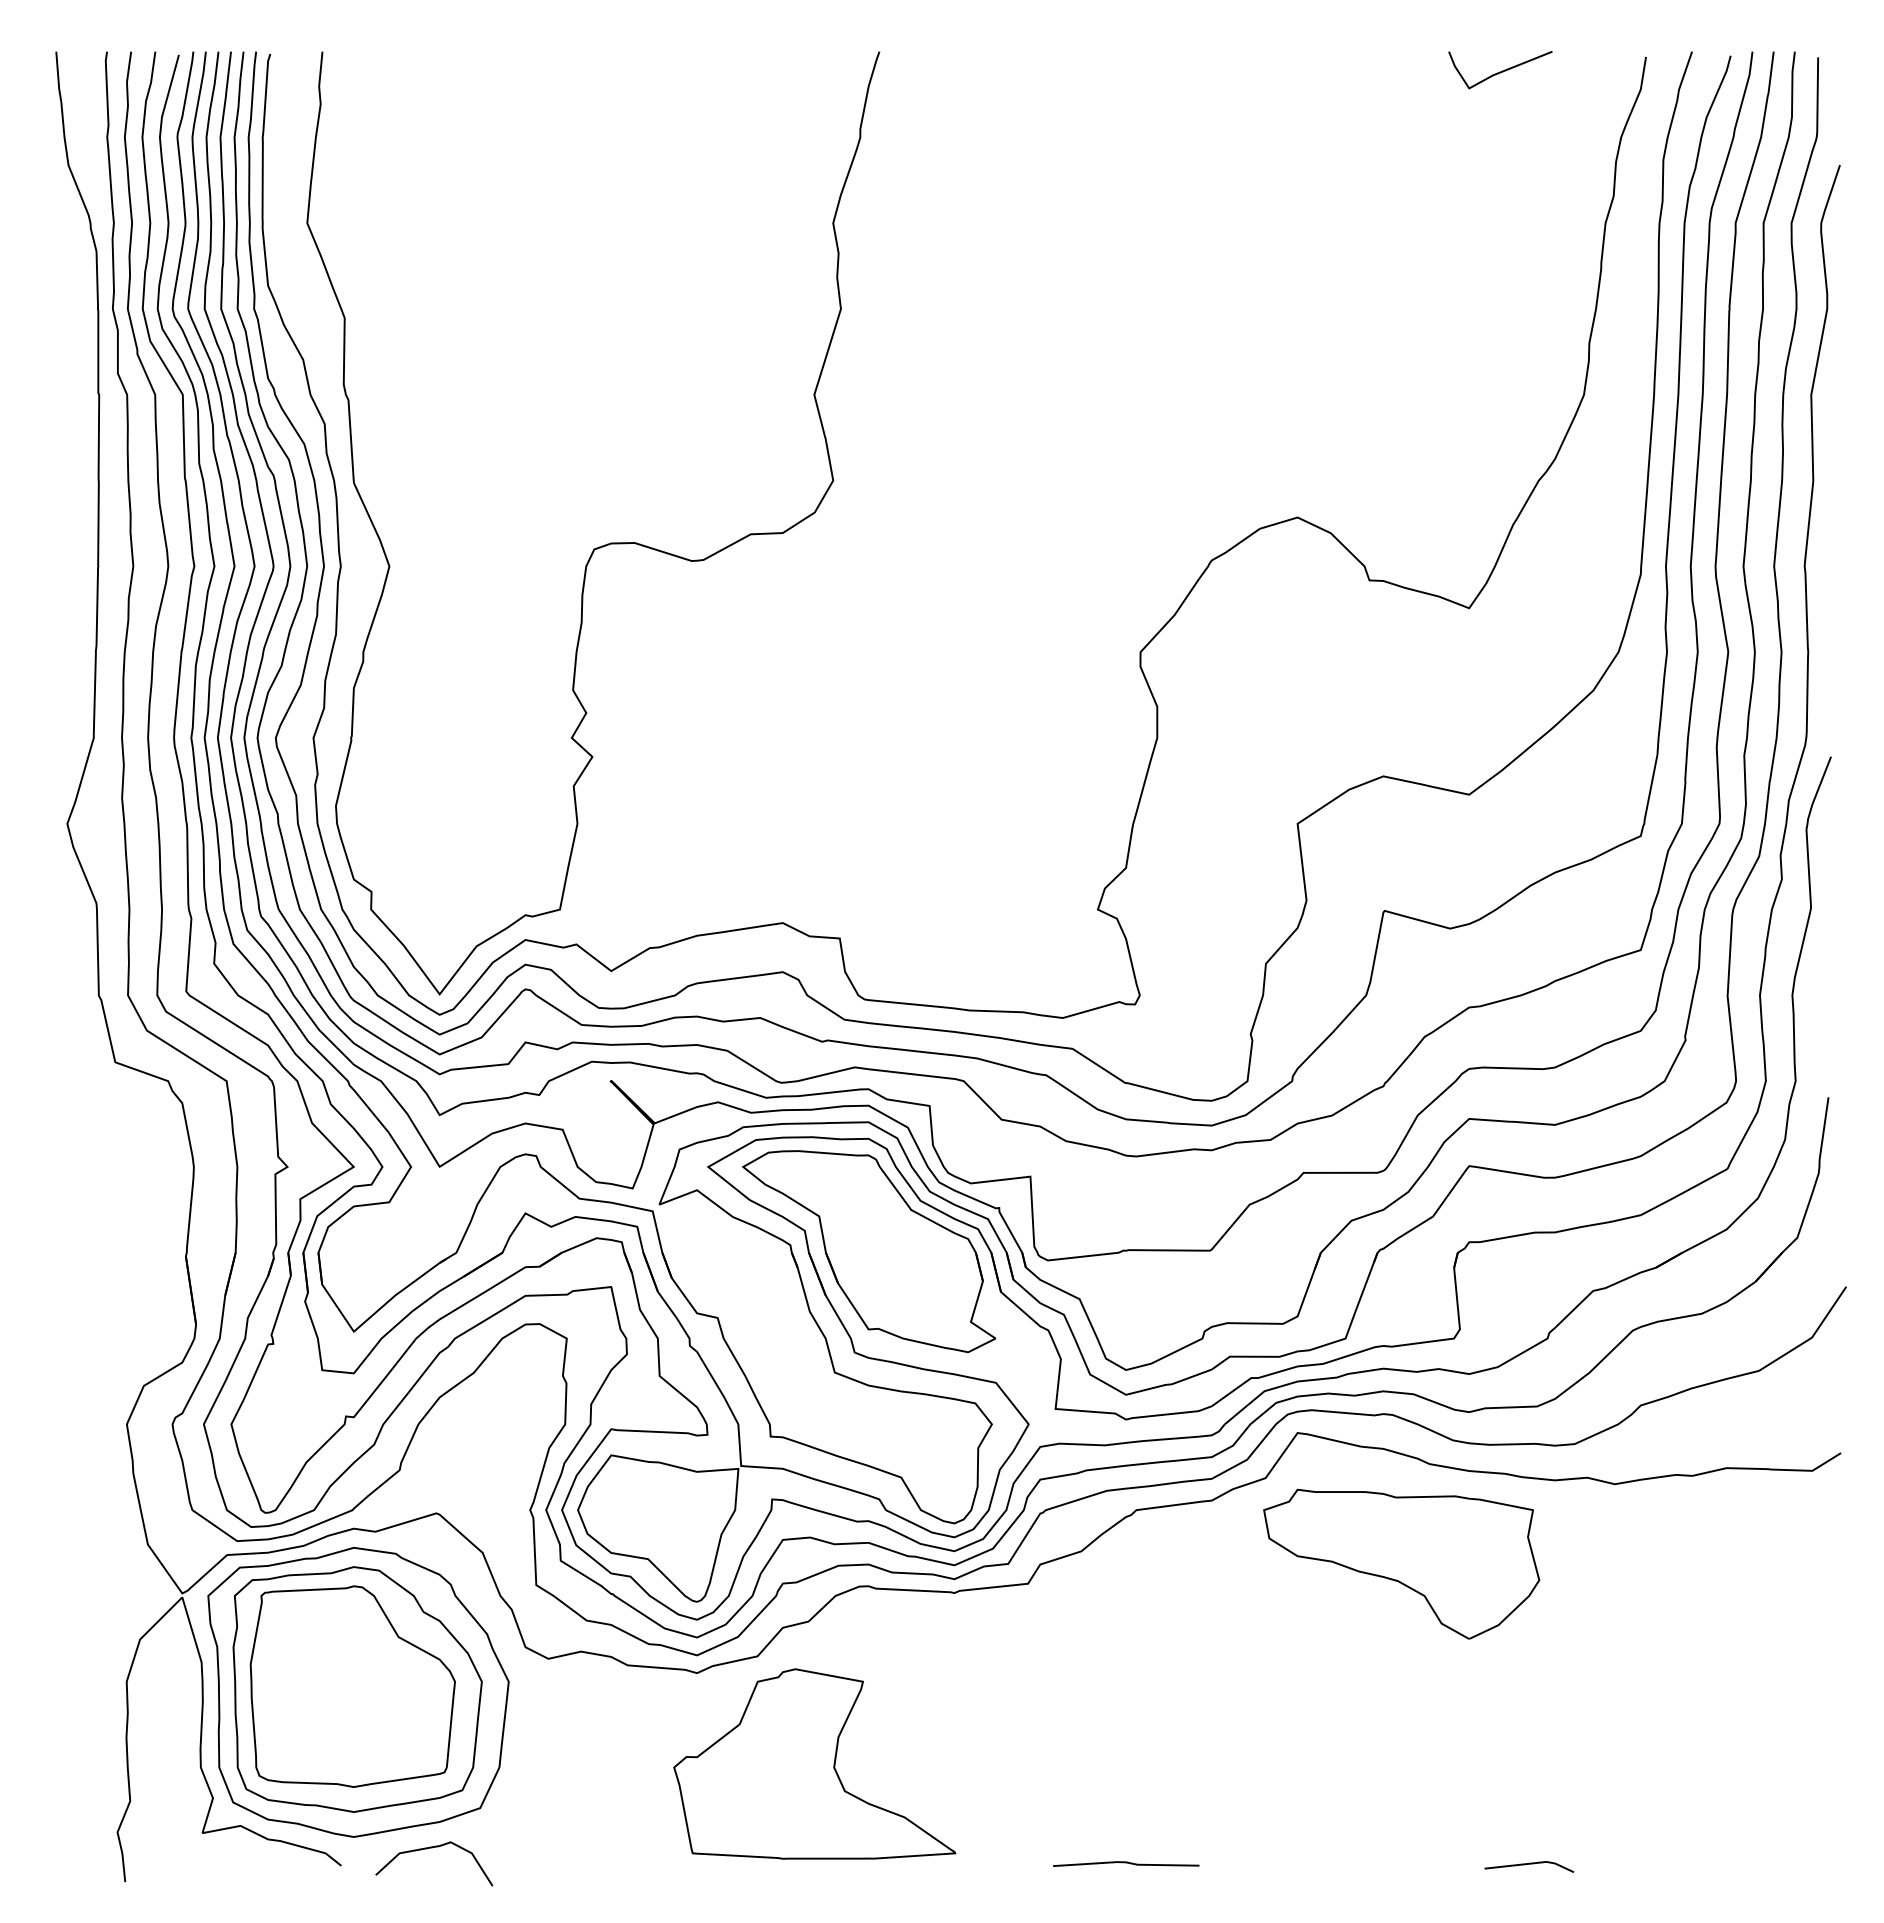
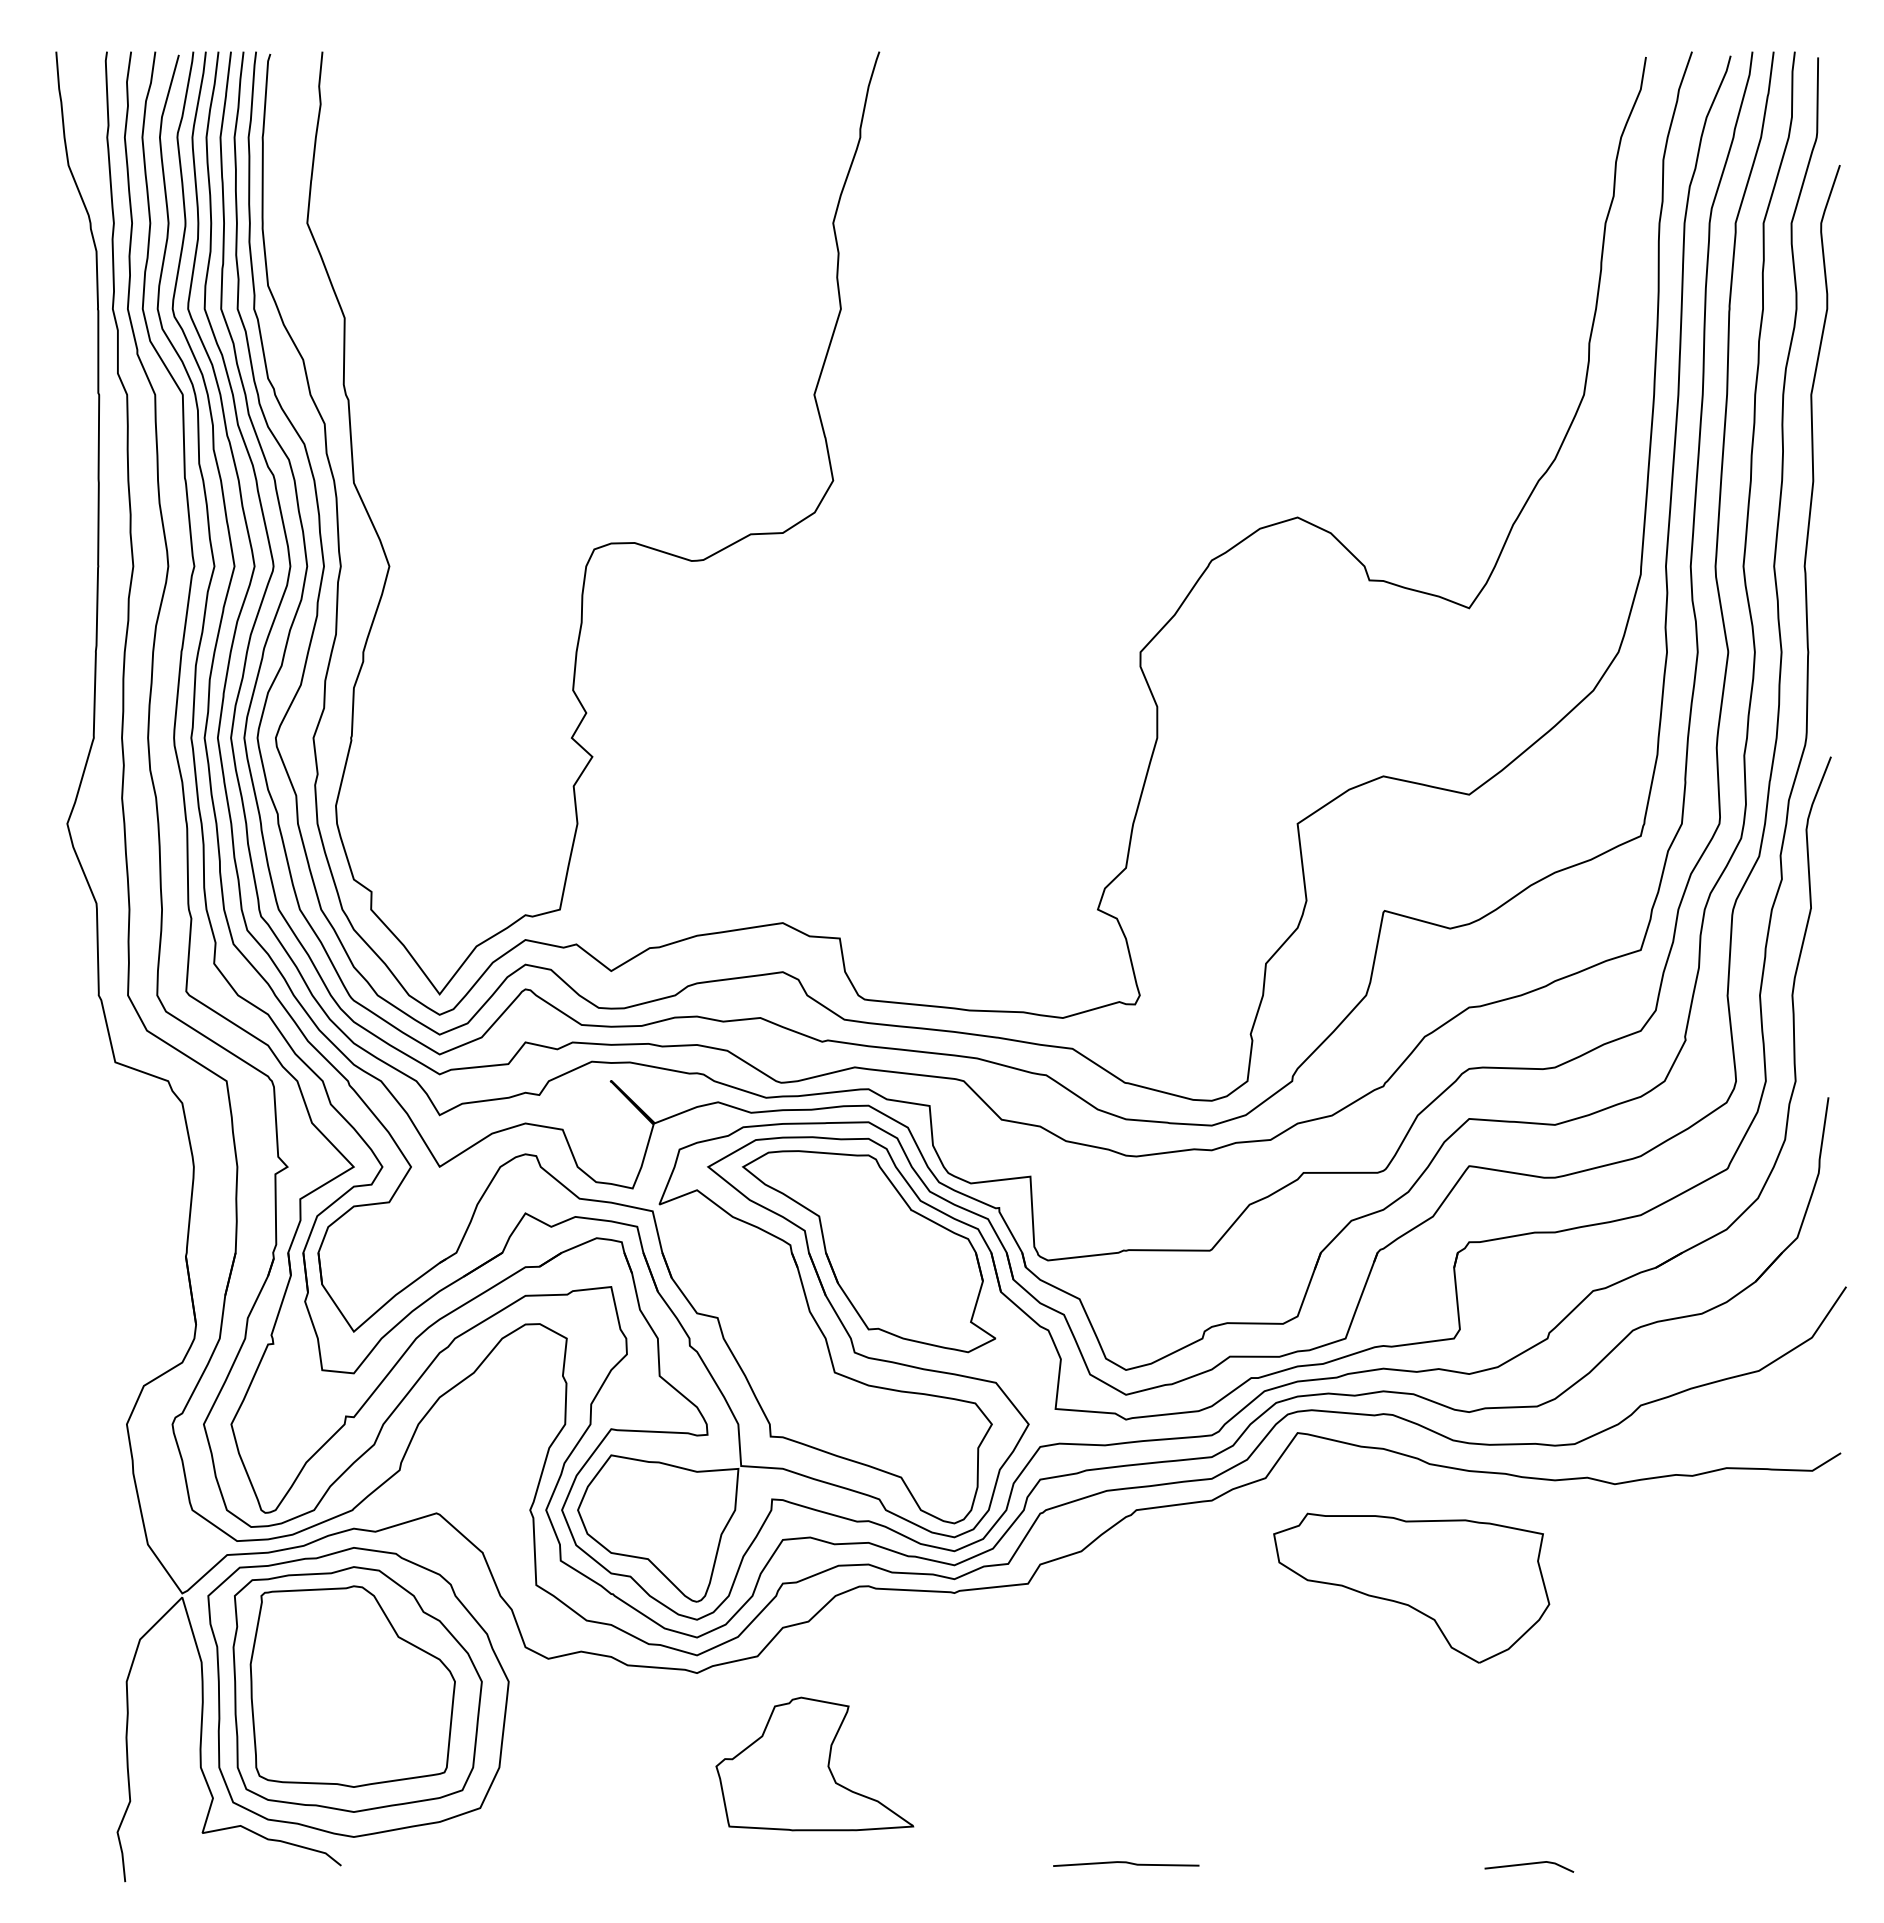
line: present -> none (1500, 71)
part position: (1401, 1563) -> (1411, 1587) (1411, 1587)
part size: 284x192 px -> 200x136 px (814, 1763)
curve: present -> none (432, 1848)
